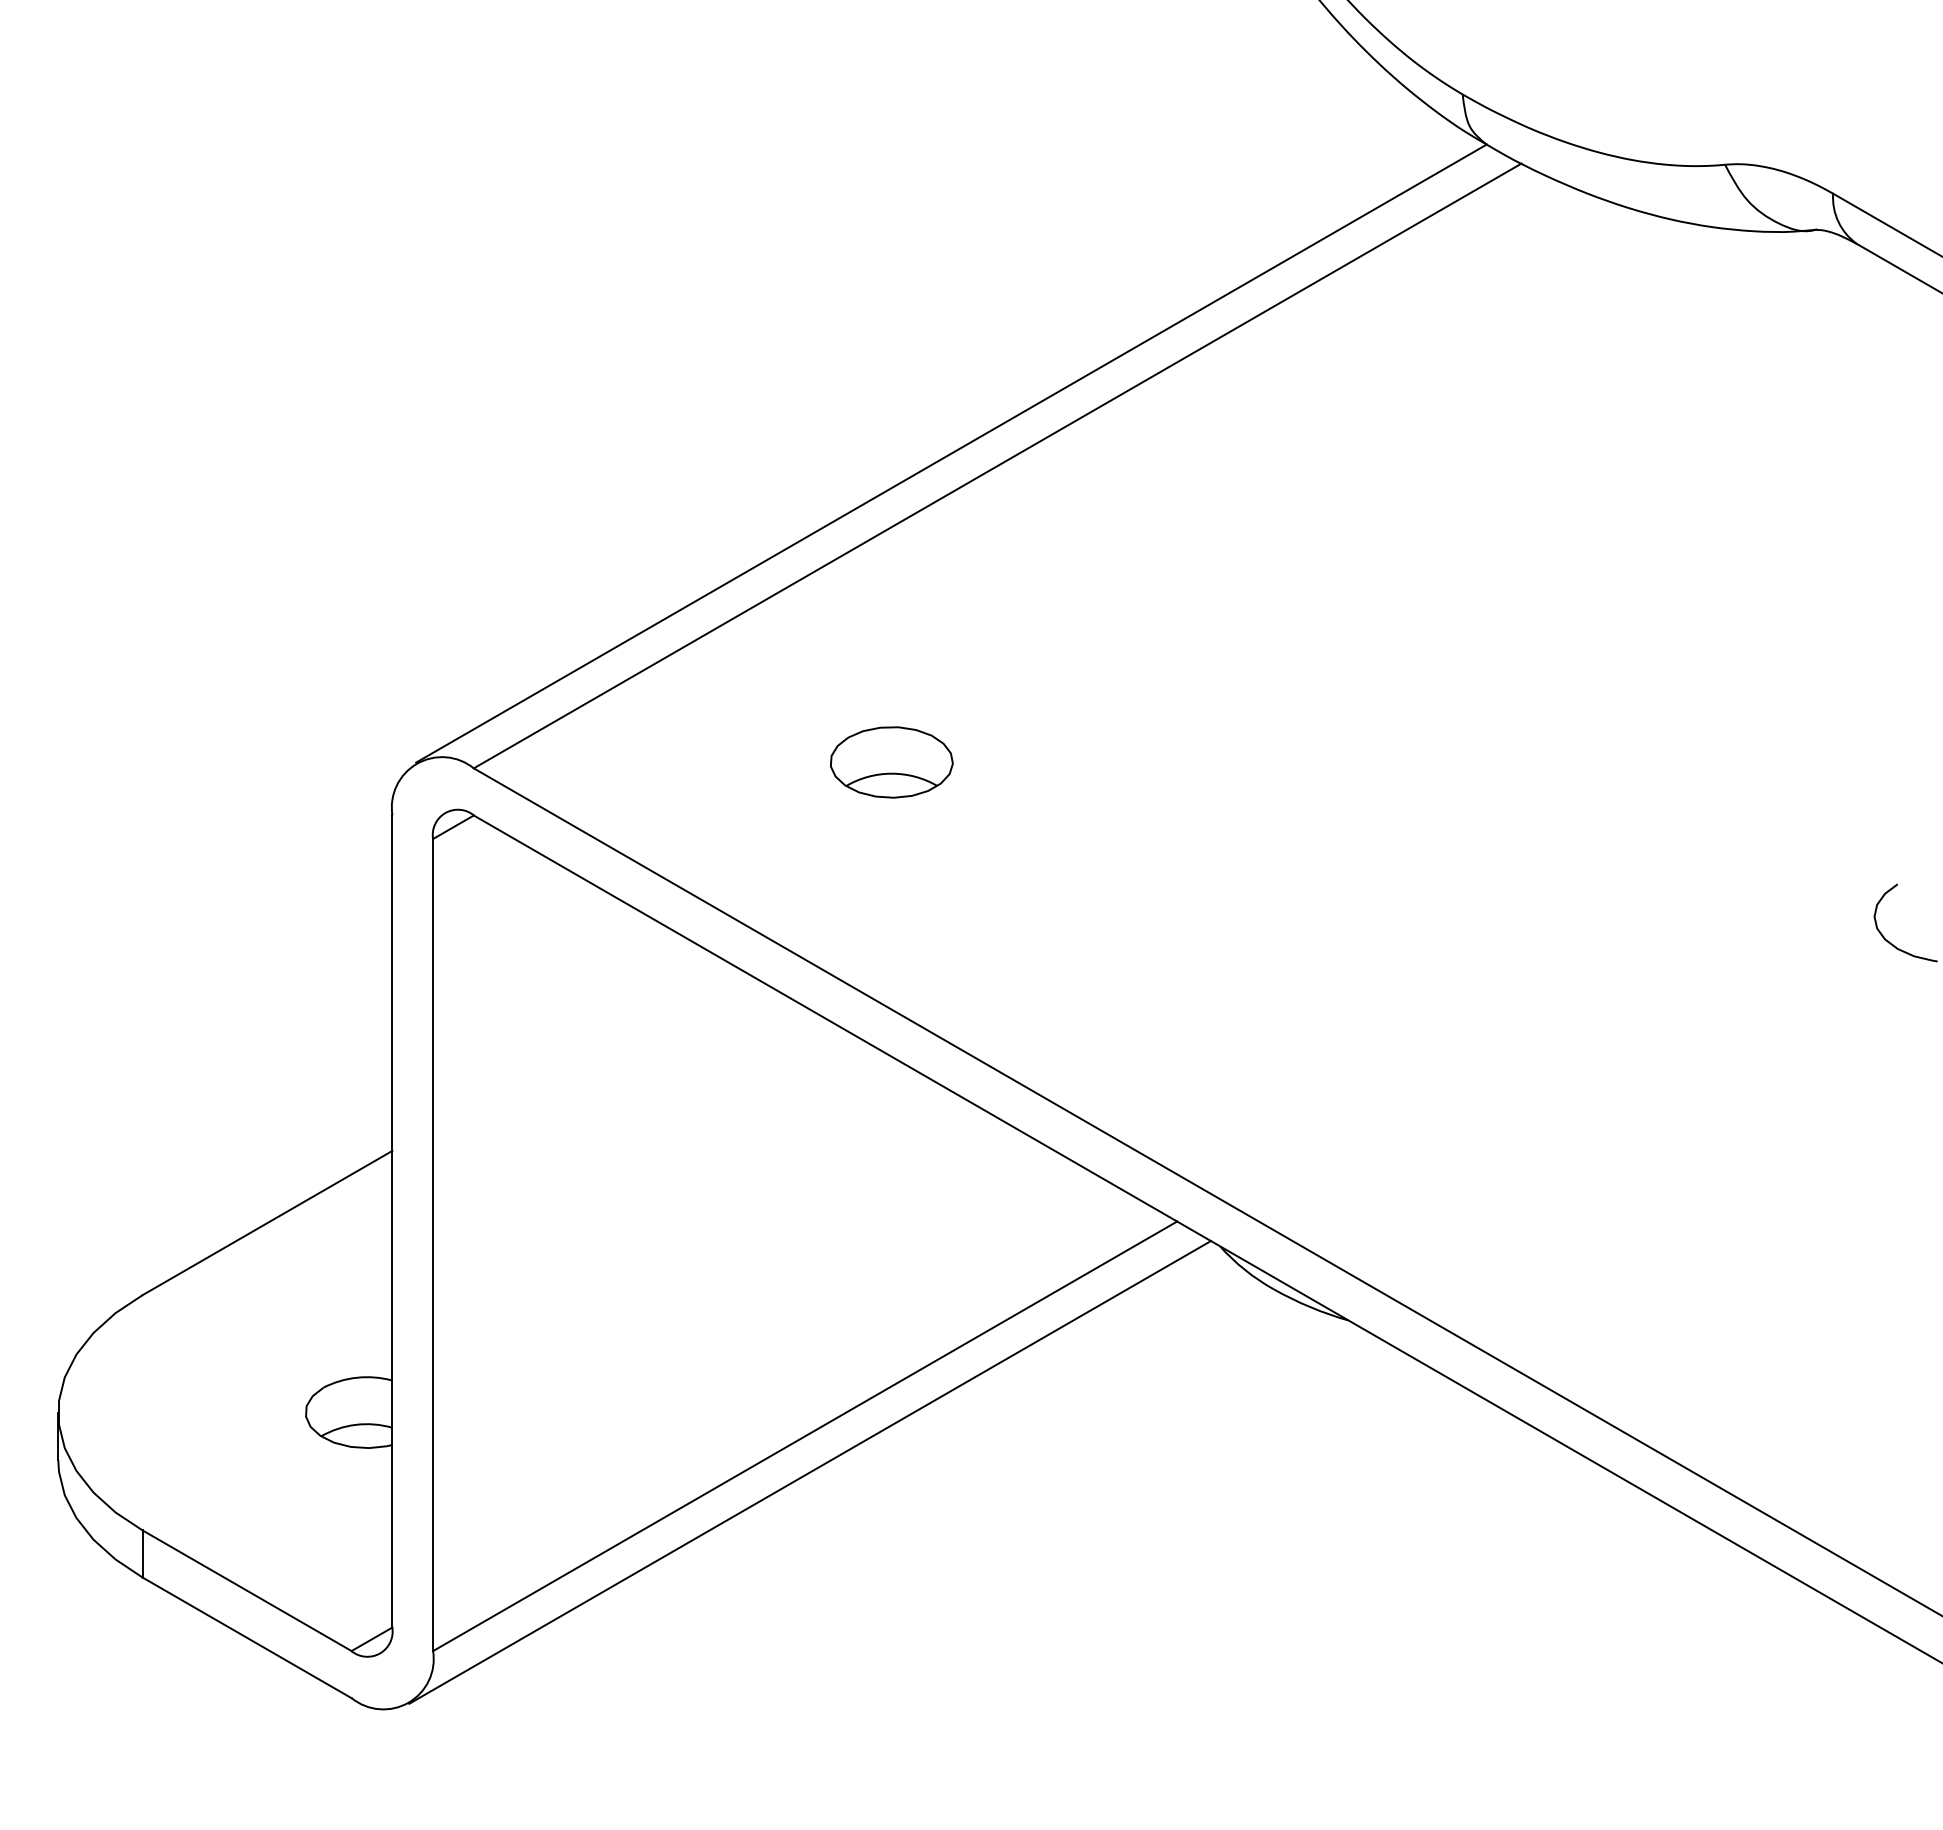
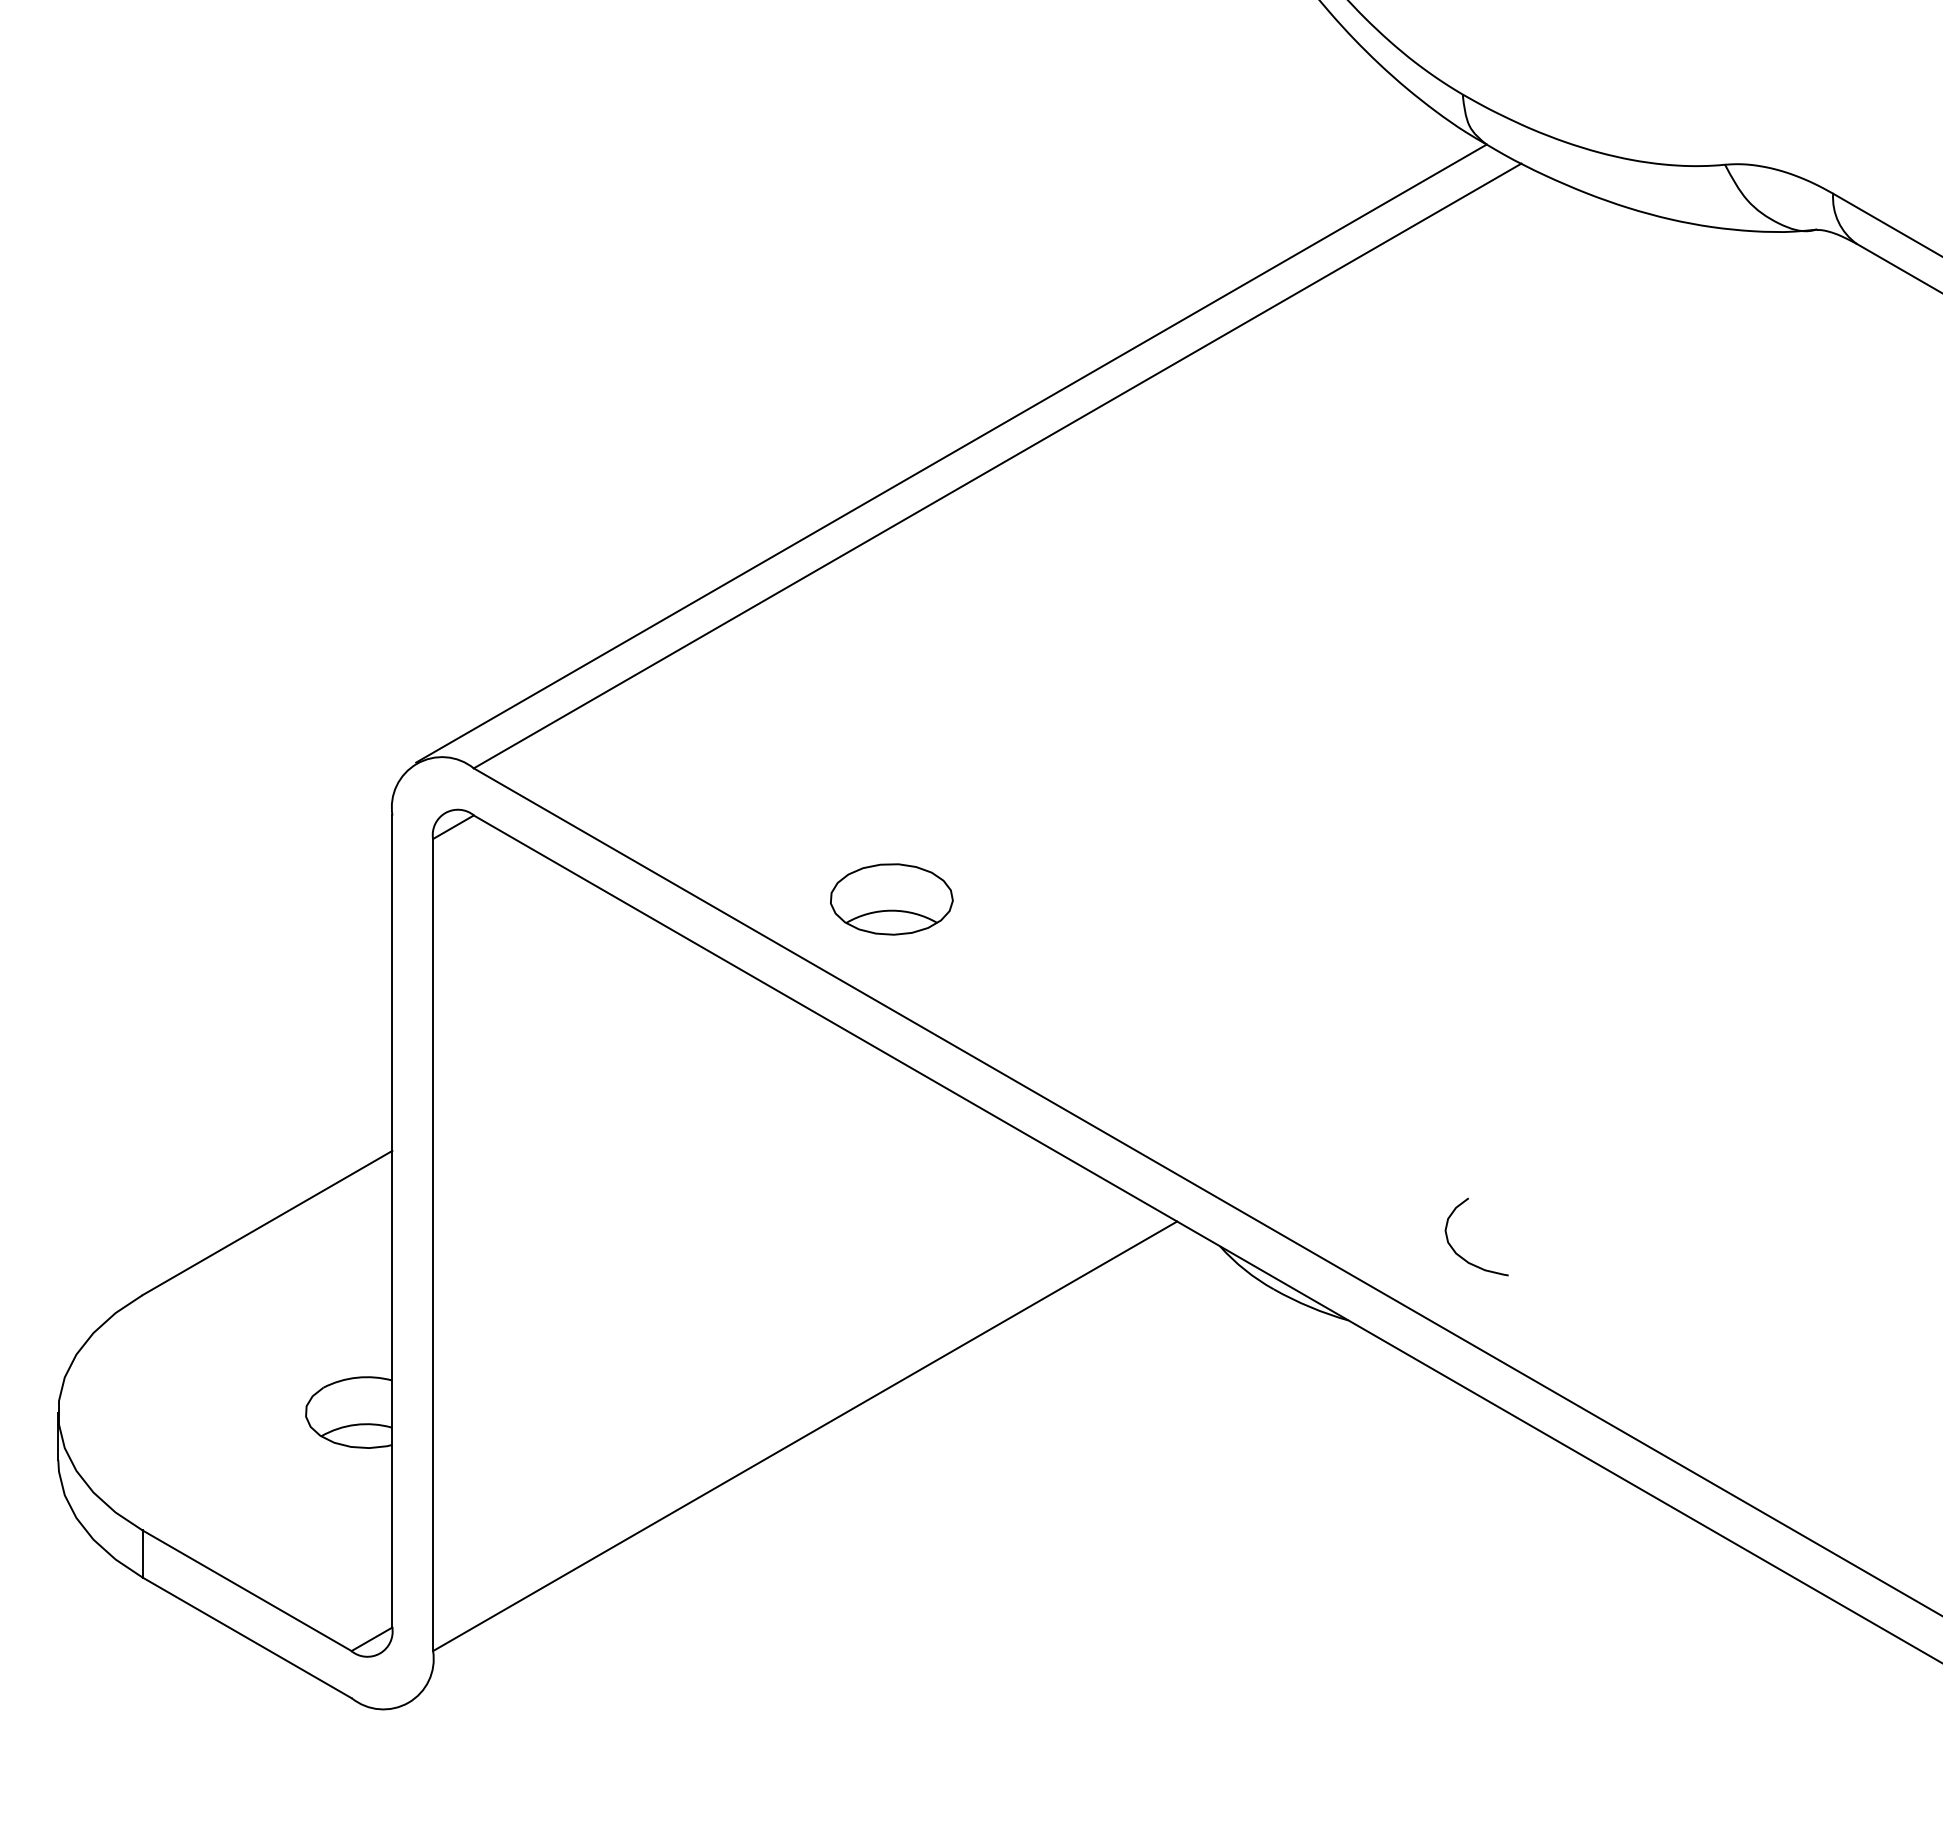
part position: (891, 762) -> (891, 899) (891, 899)
curve position: (1892, 943) -> (1463, 1257) (1463, 1257)
line: present -> none (810, 1471)
